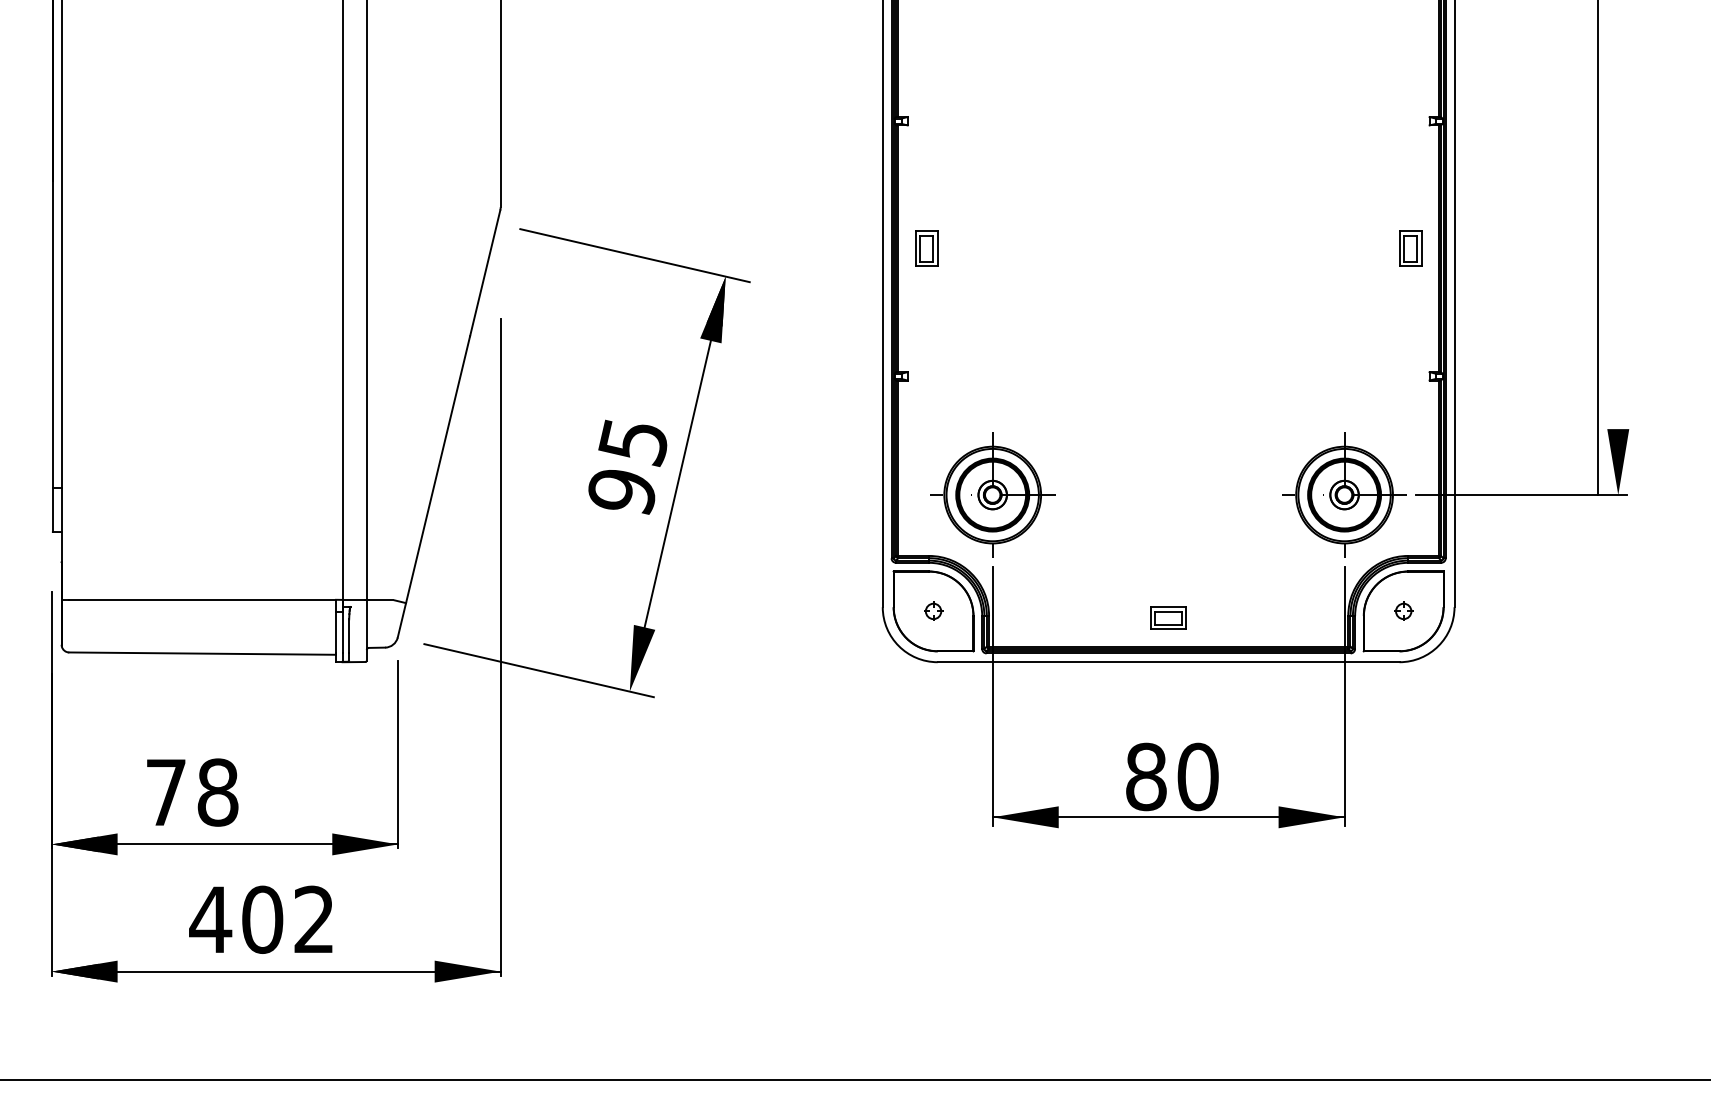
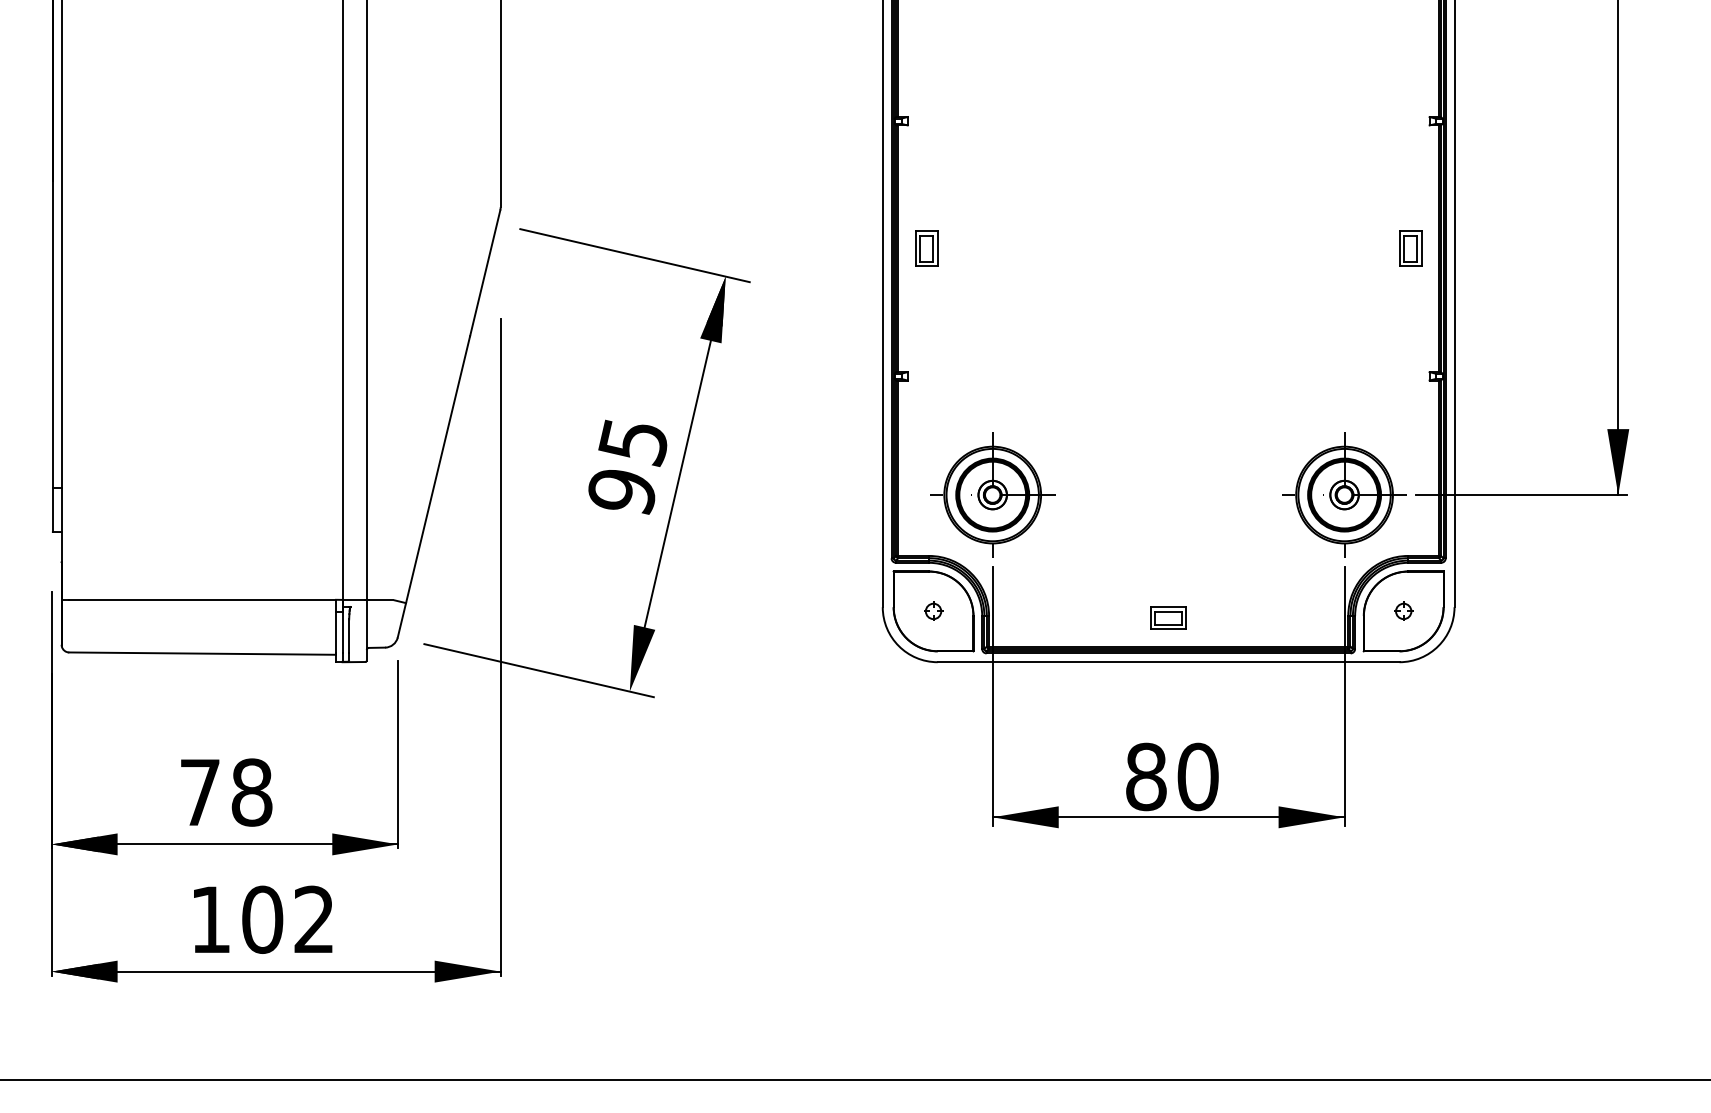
line position: (1598, 248) -> (1618, 248) (1618, 248)
text position: (192, 792) -> (226, 792) (226, 792)
text: 402 -> 102 (210, 919)
